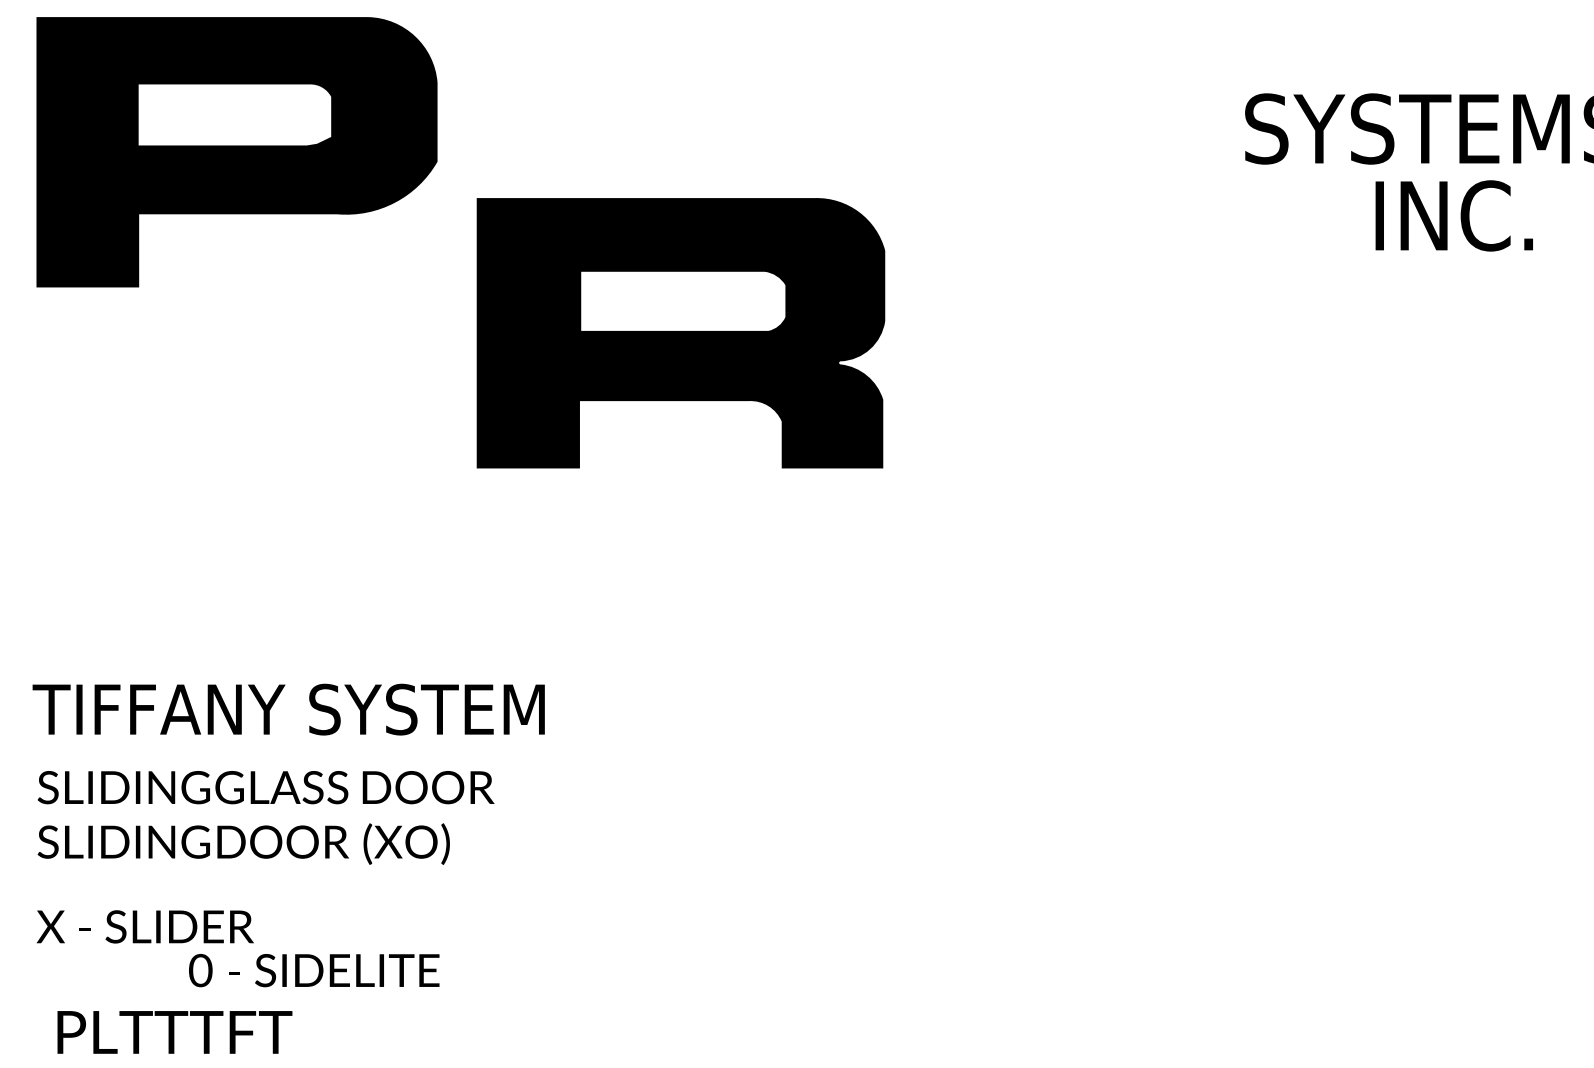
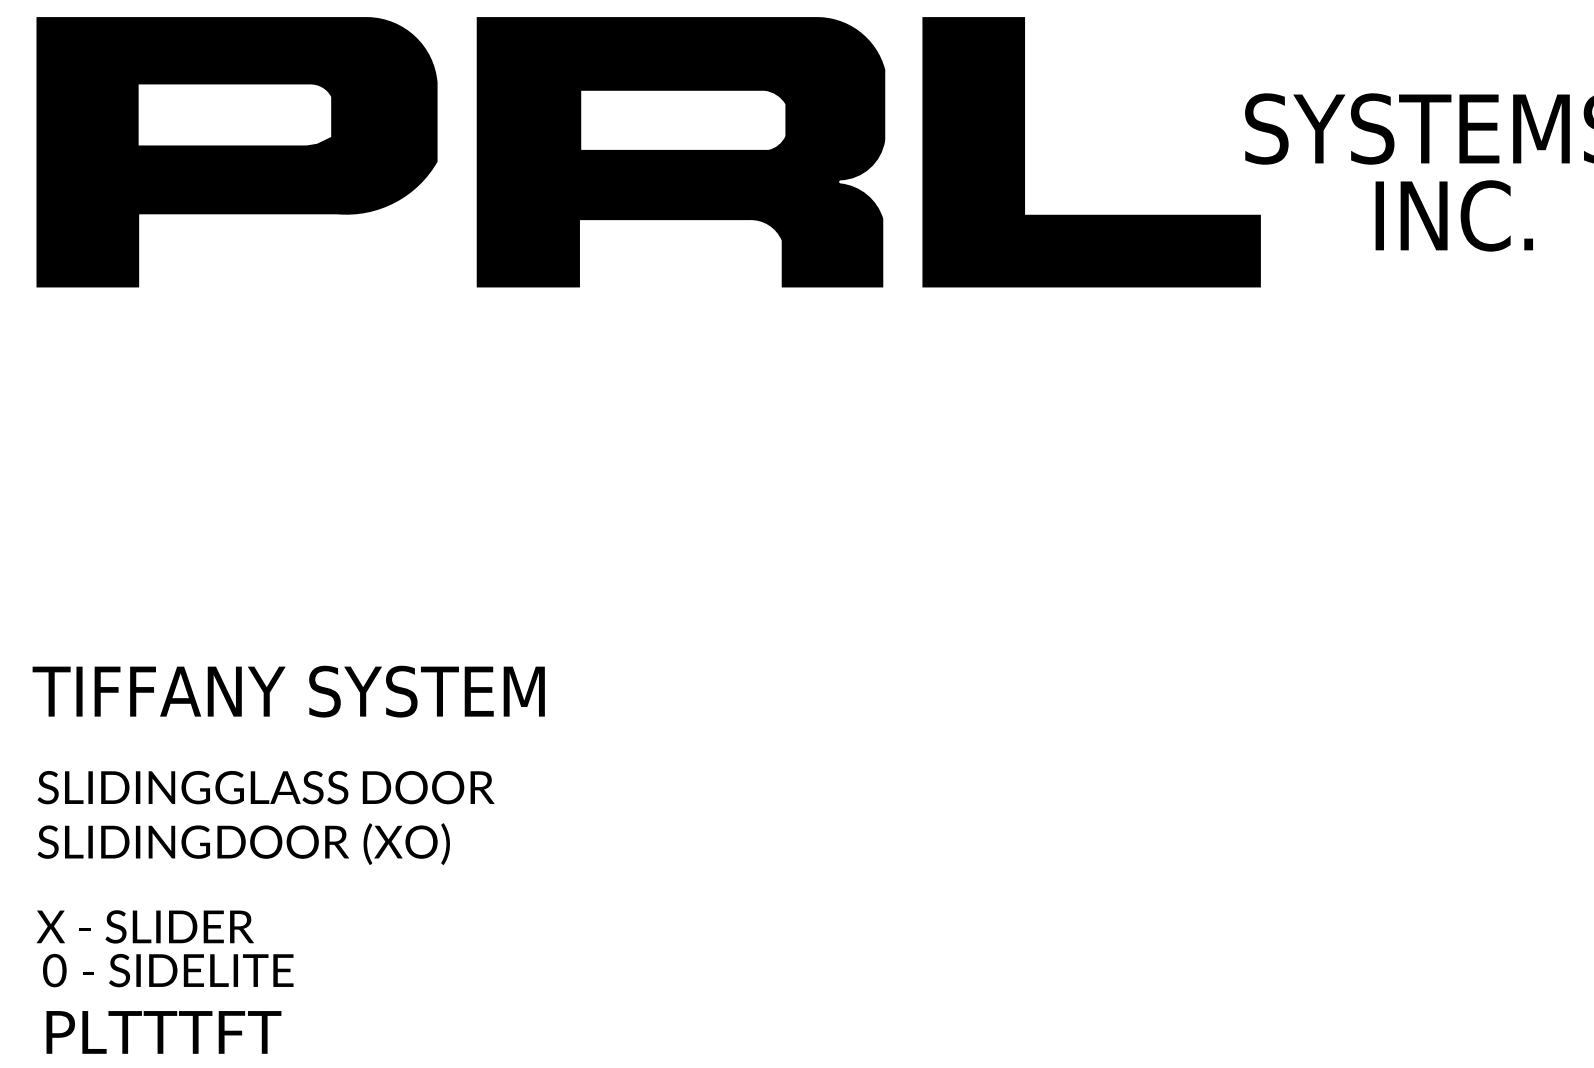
fill: none -> present (1091, 152)
part position: (680, 333) -> (680, 152) (680, 152)
text position: (288, 709) -> (288, 691) (288, 691)
text position: (314, 970) -> (168, 970) (168, 970)
text position: (174, 1032) -> (163, 1032) (163, 1032)
